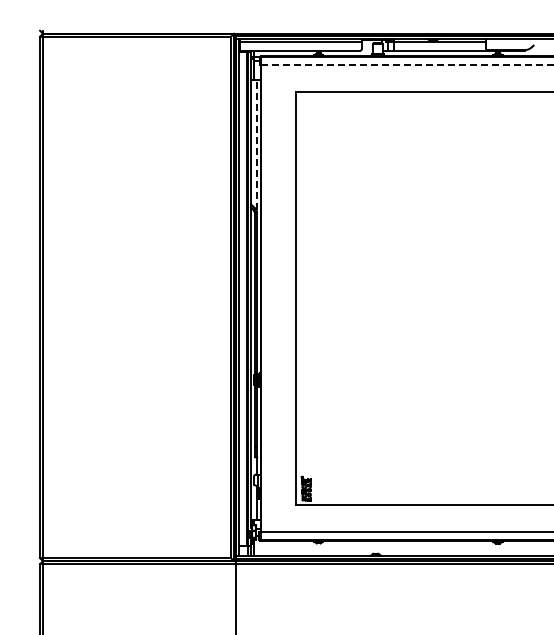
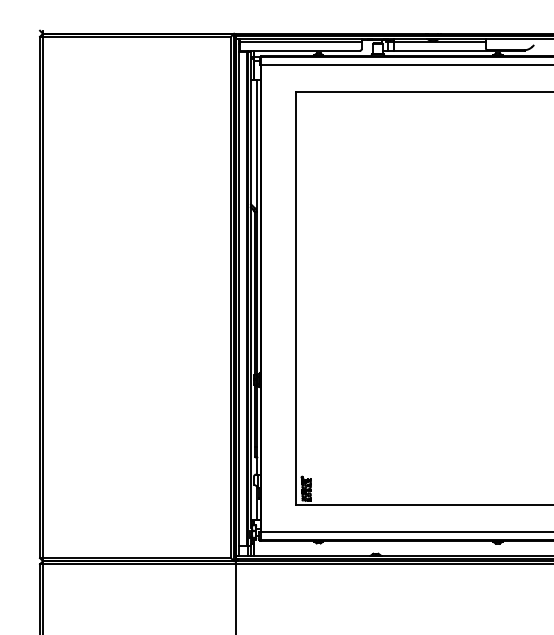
line: dashed -> solid (407, 64)
line: dashed -> solid (256, 144)
